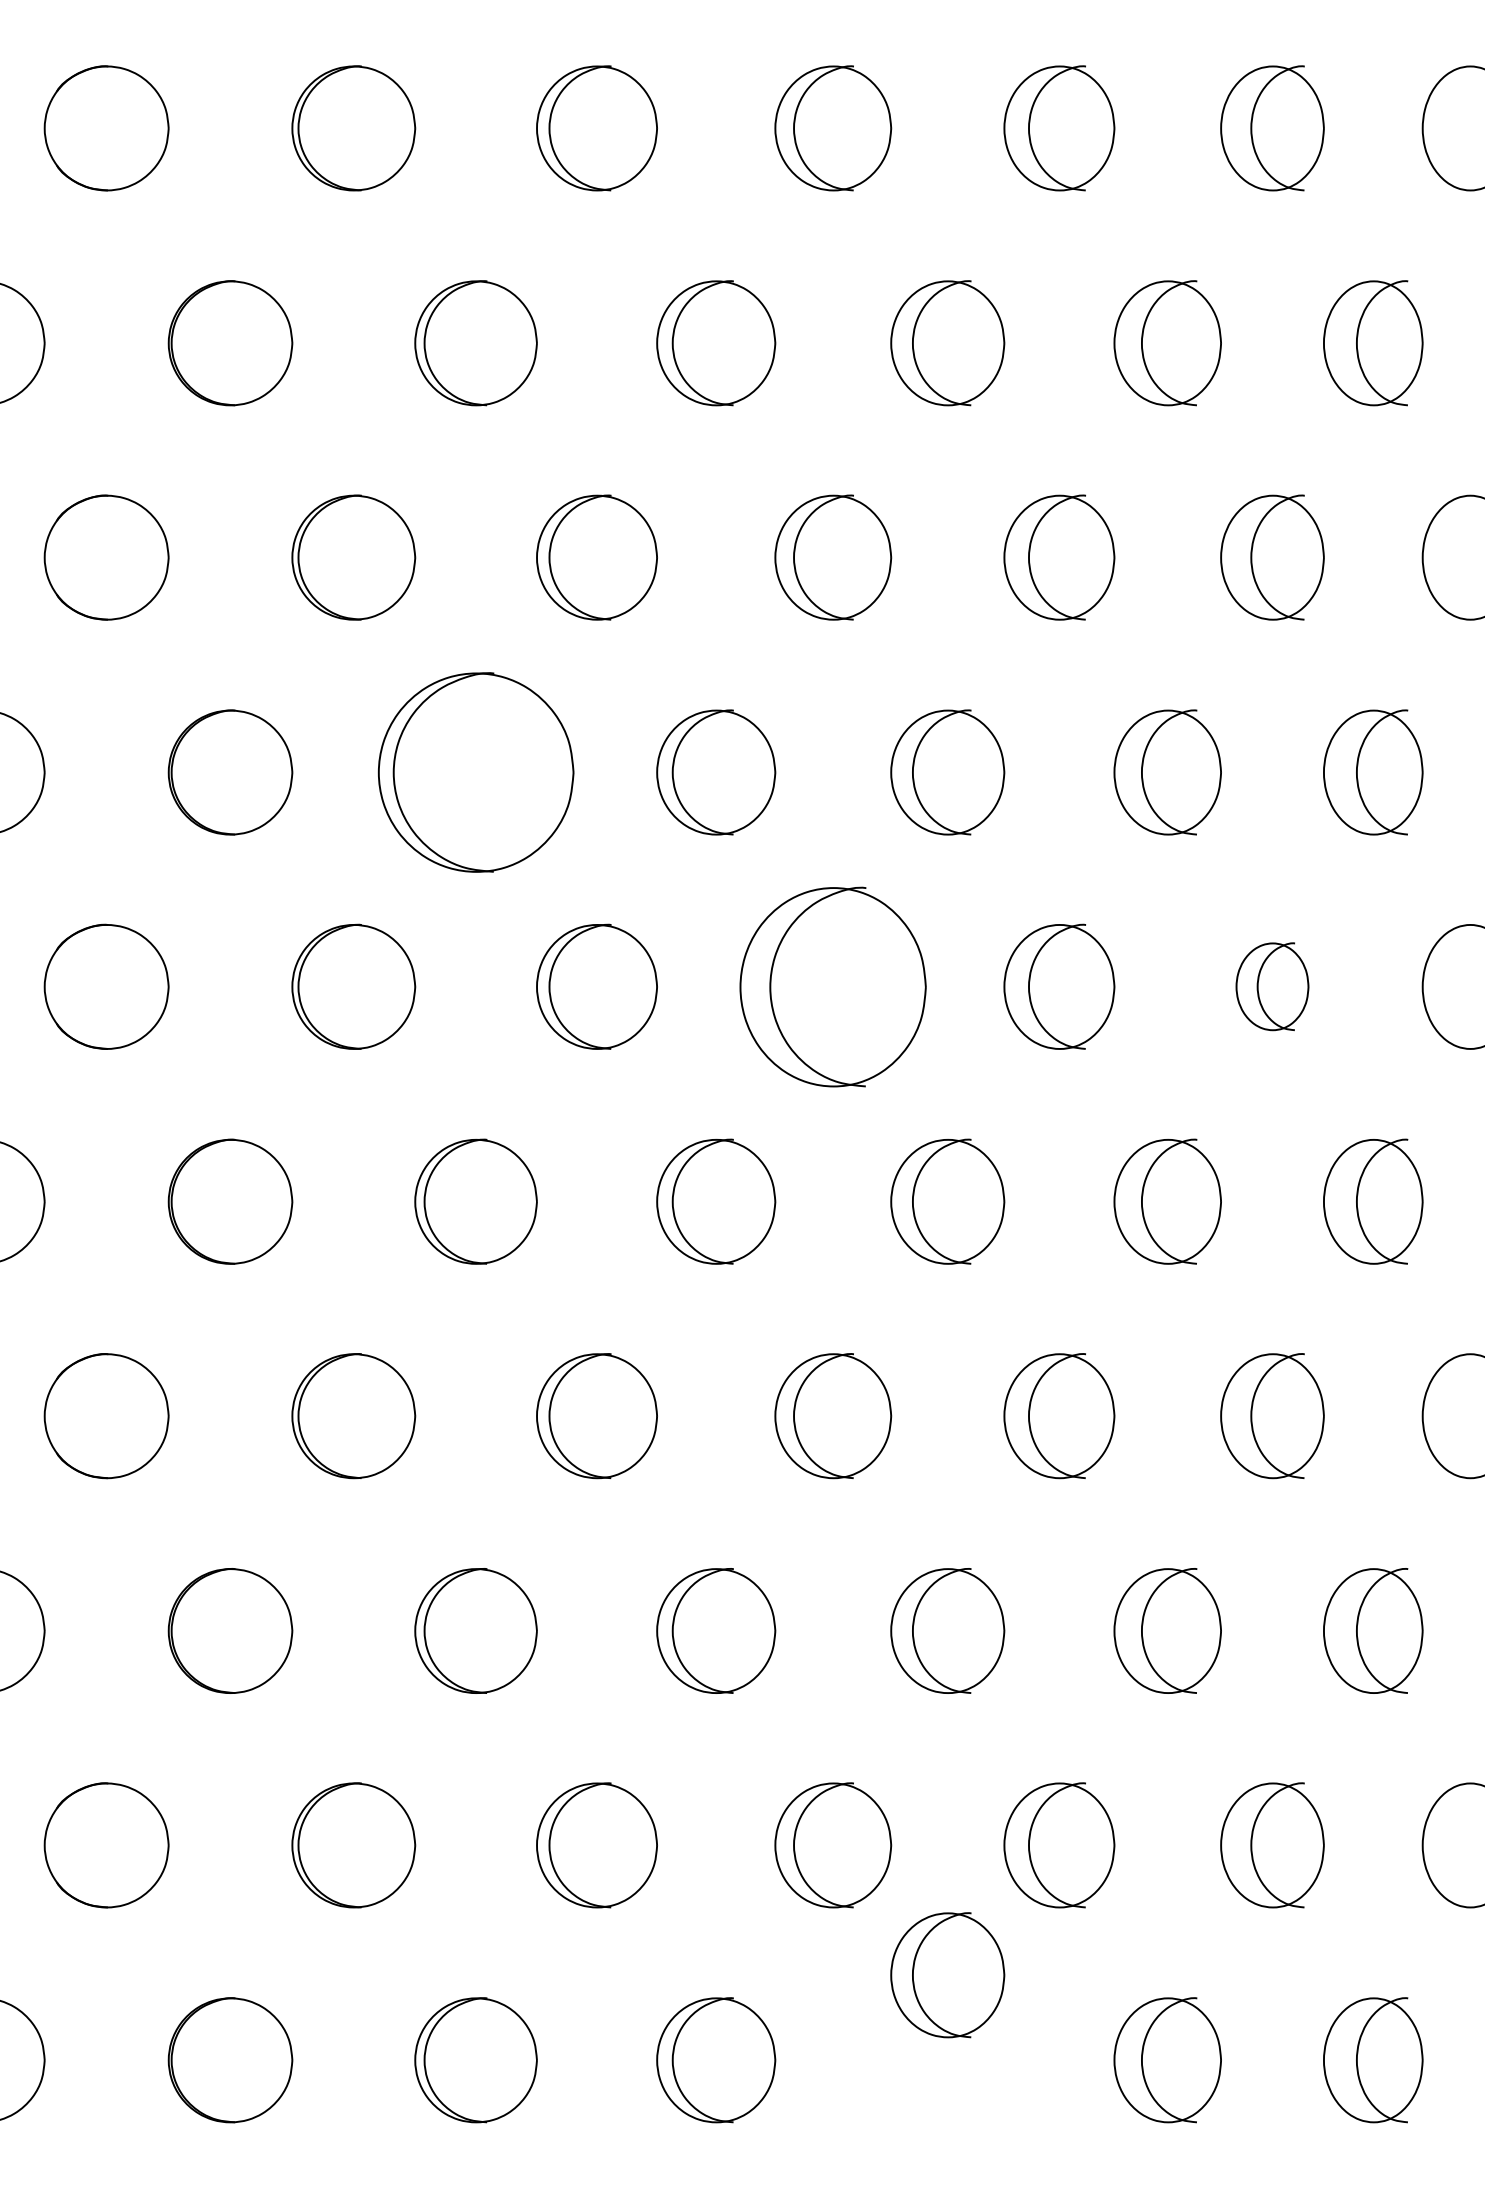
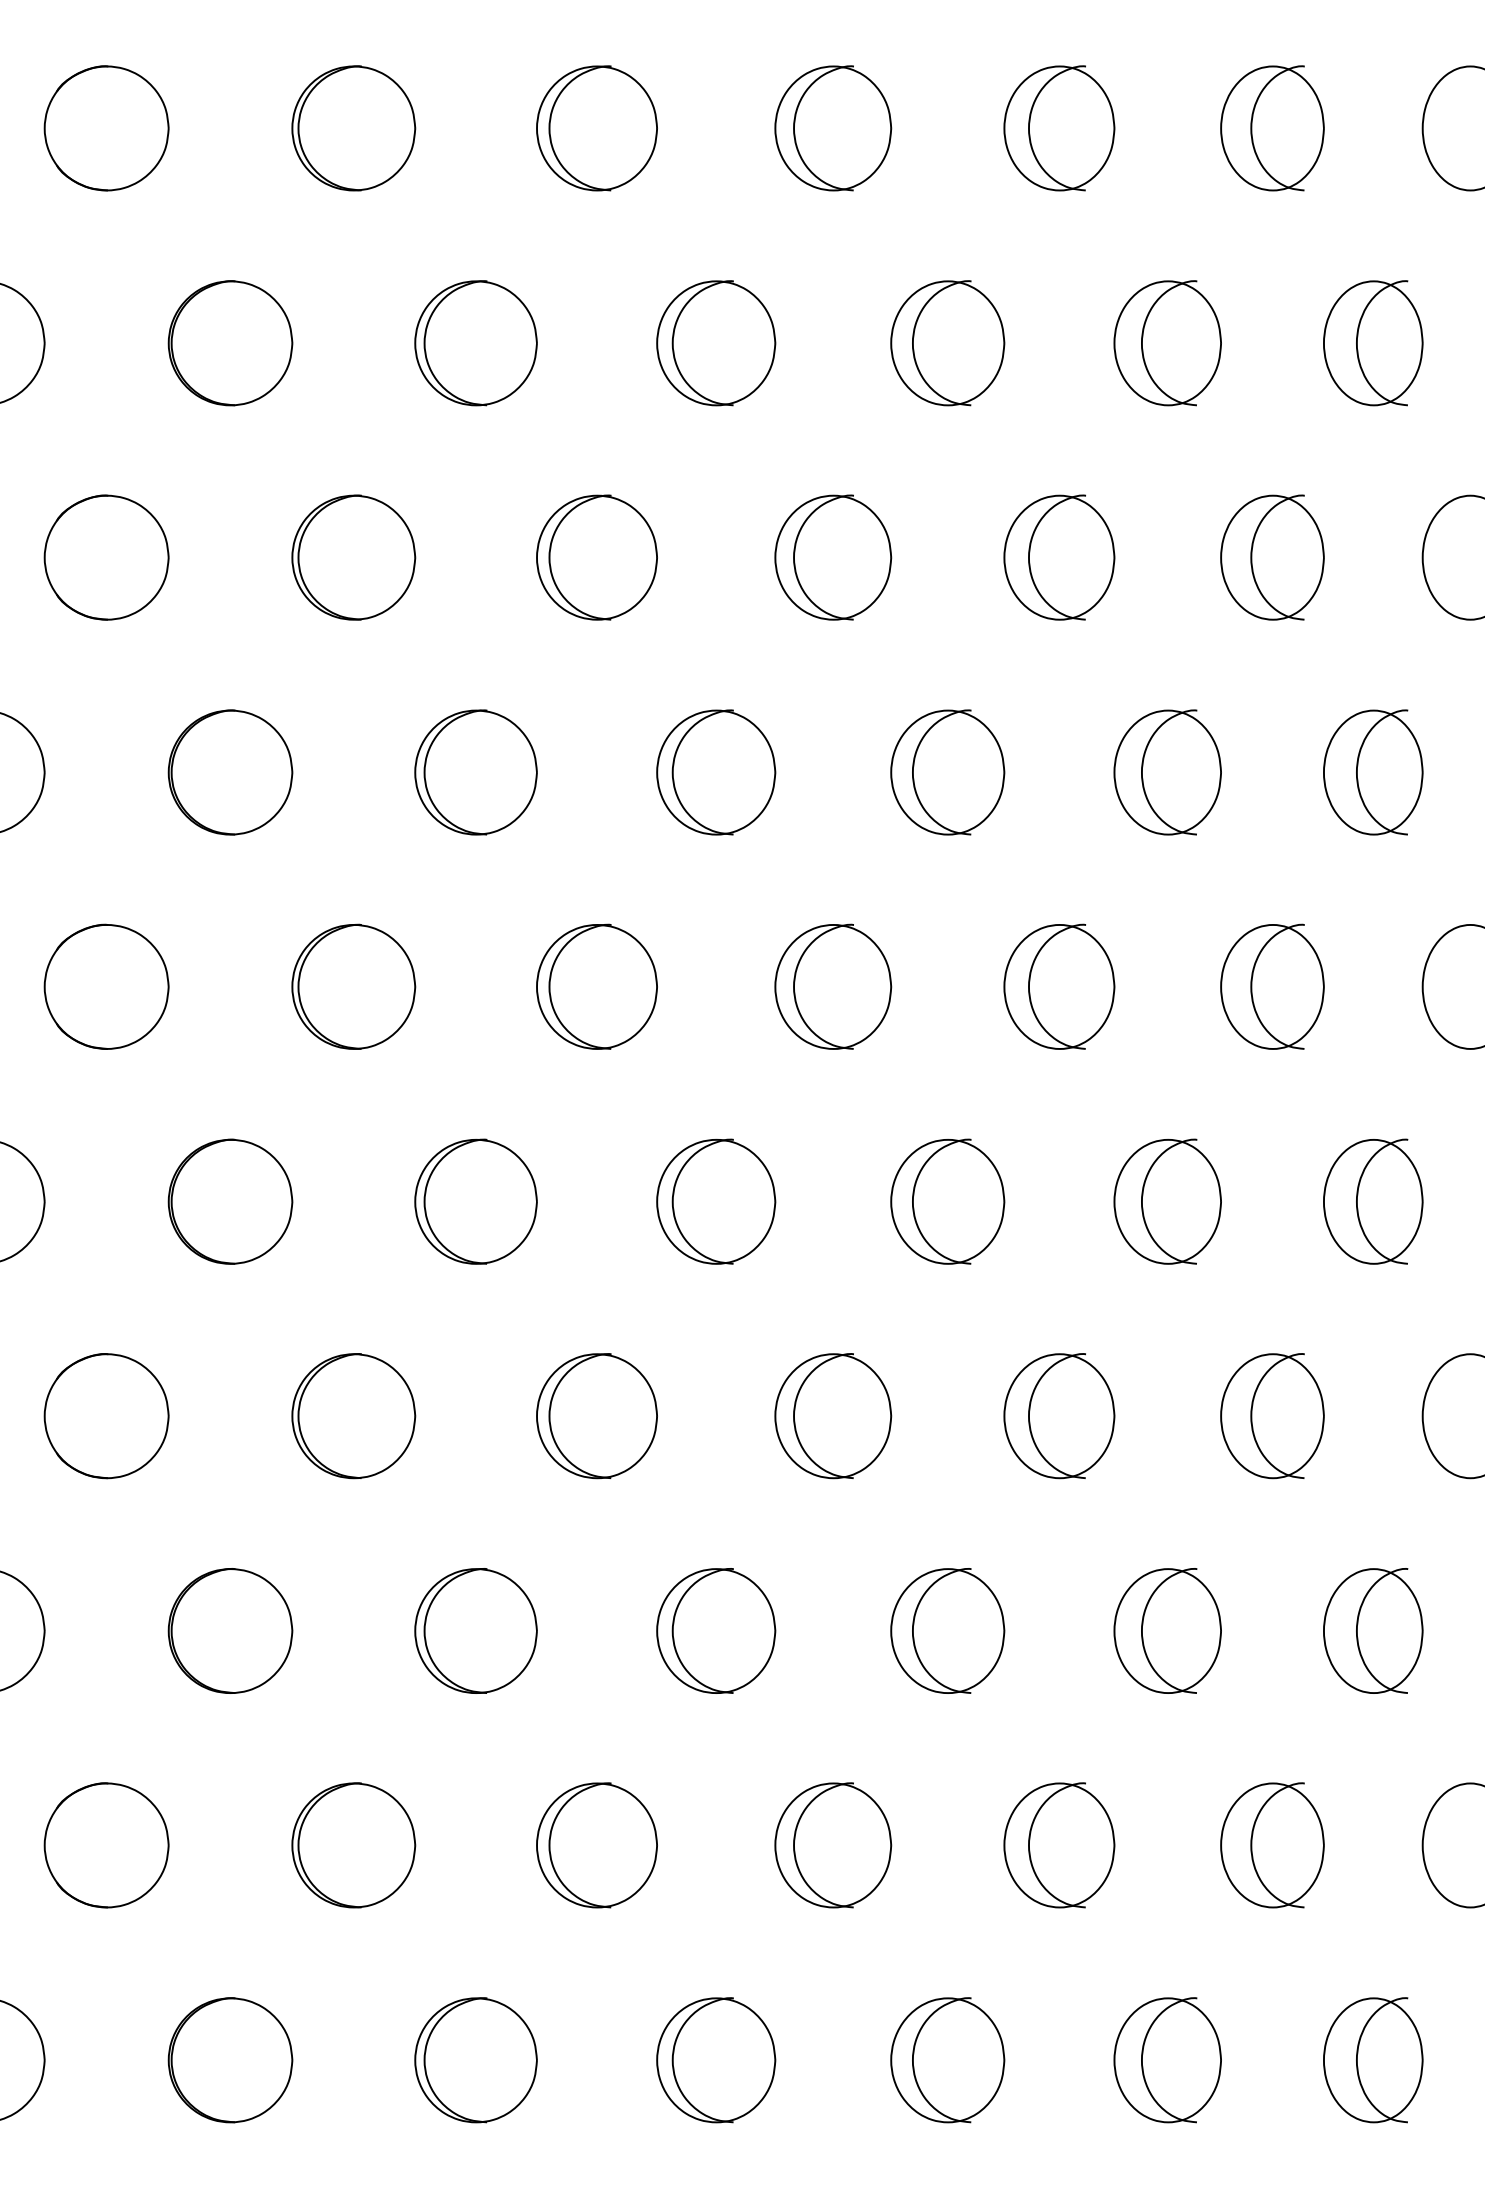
part size: 198x201 px -> 124x127 px (475, 772)
part size: 188x202 px -> 119x127 px (833, 986)
part size: 75x90 px -> 105x127 px (1272, 986)
part position: (947, 1975) -> (947, 2060) (947, 2060)
